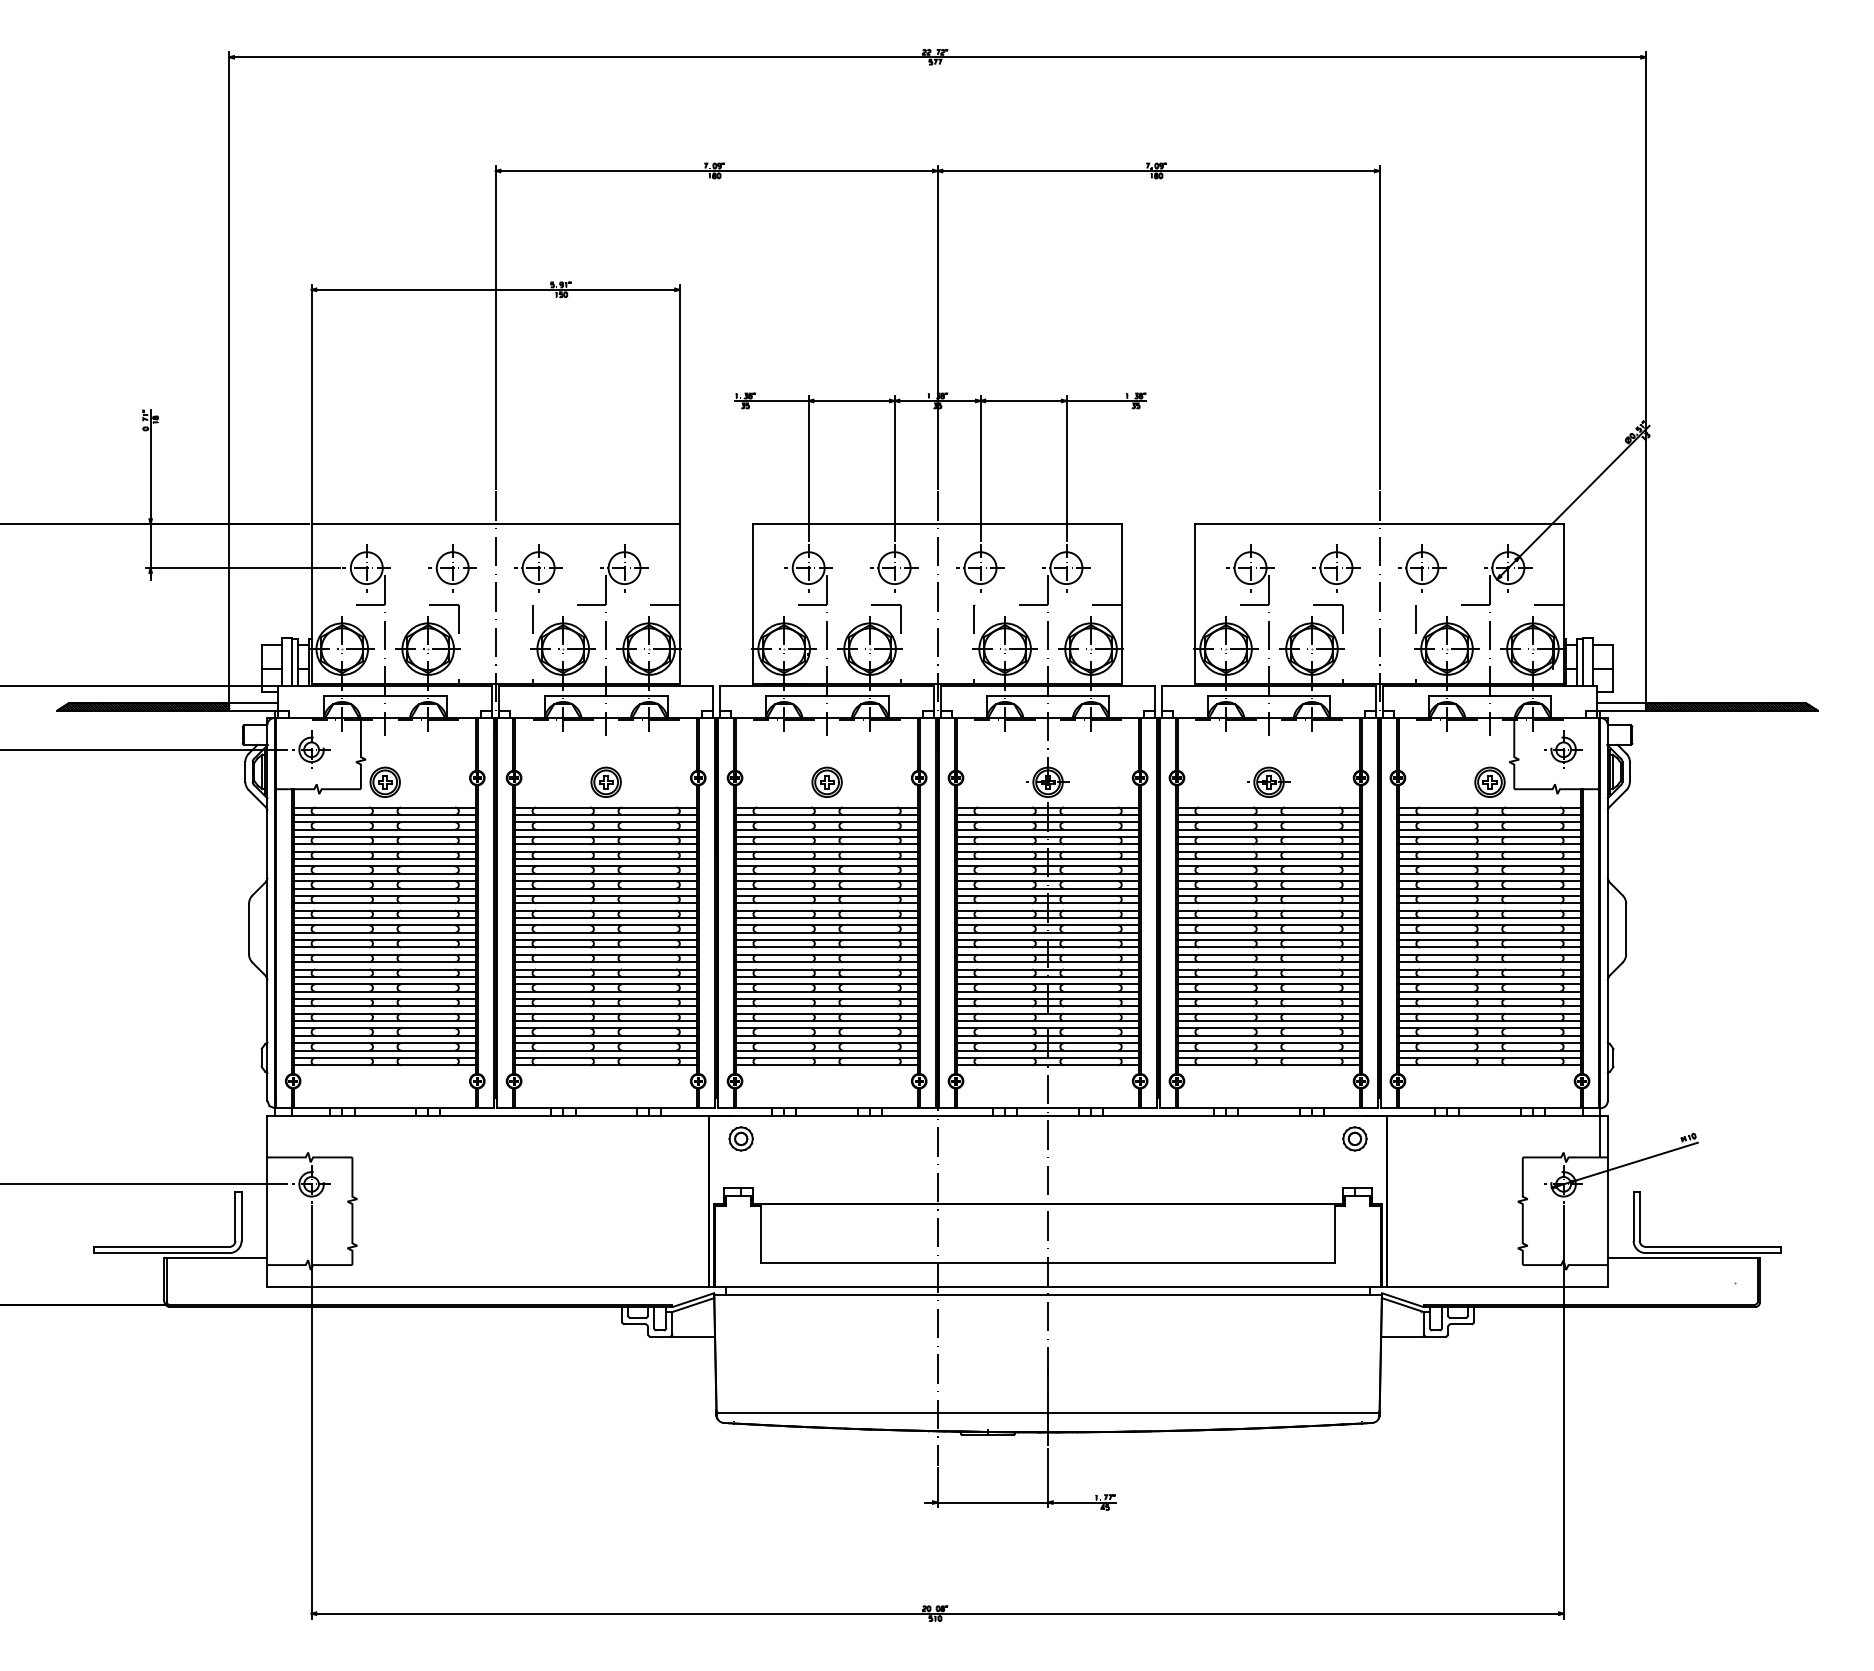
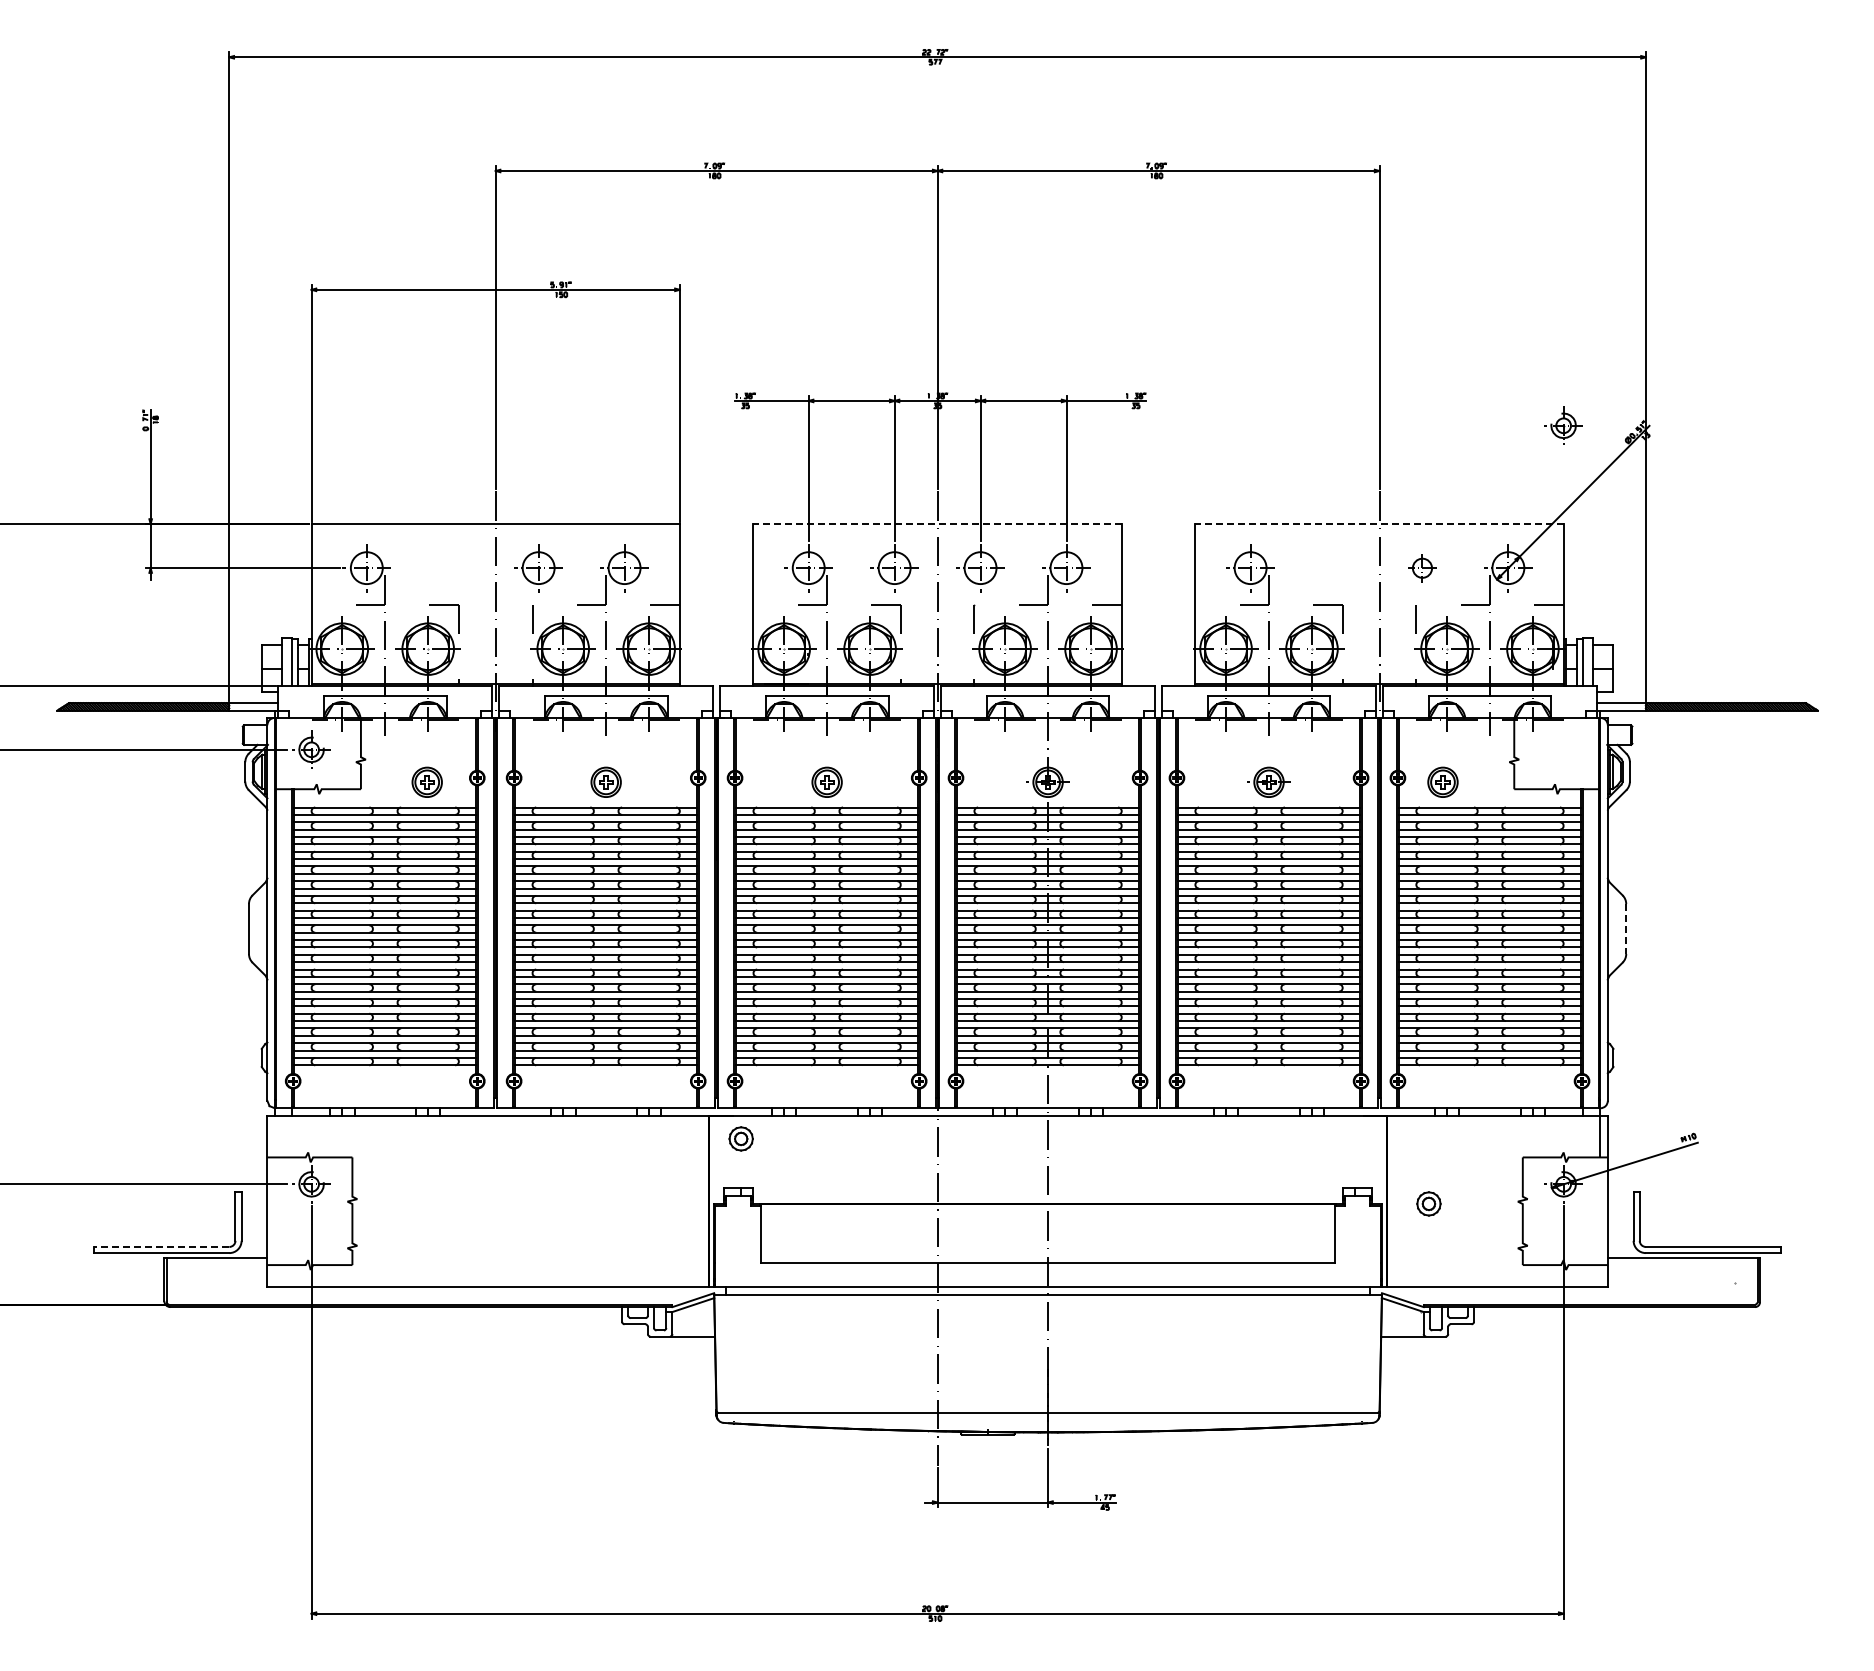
line: solid -> dashed (937, 523)
line: solid -> dashed (1379, 523)
part: present -> none (452, 568)
part: present -> none (1336, 568)
part size: 49x49 px -> 29x29 px (1422, 568)
part position: (1563, 749) -> (1563, 425) (1563, 425)
part position: (384, 781) -> (426, 781) (426, 781)
part position: (1489, 781) -> (1442, 781) (1442, 781)
line: solid -> dashed (1626, 929)
part position: (1354, 1138) -> (1428, 1203) (1428, 1203)
line: solid -> dashed (161, 1246)
